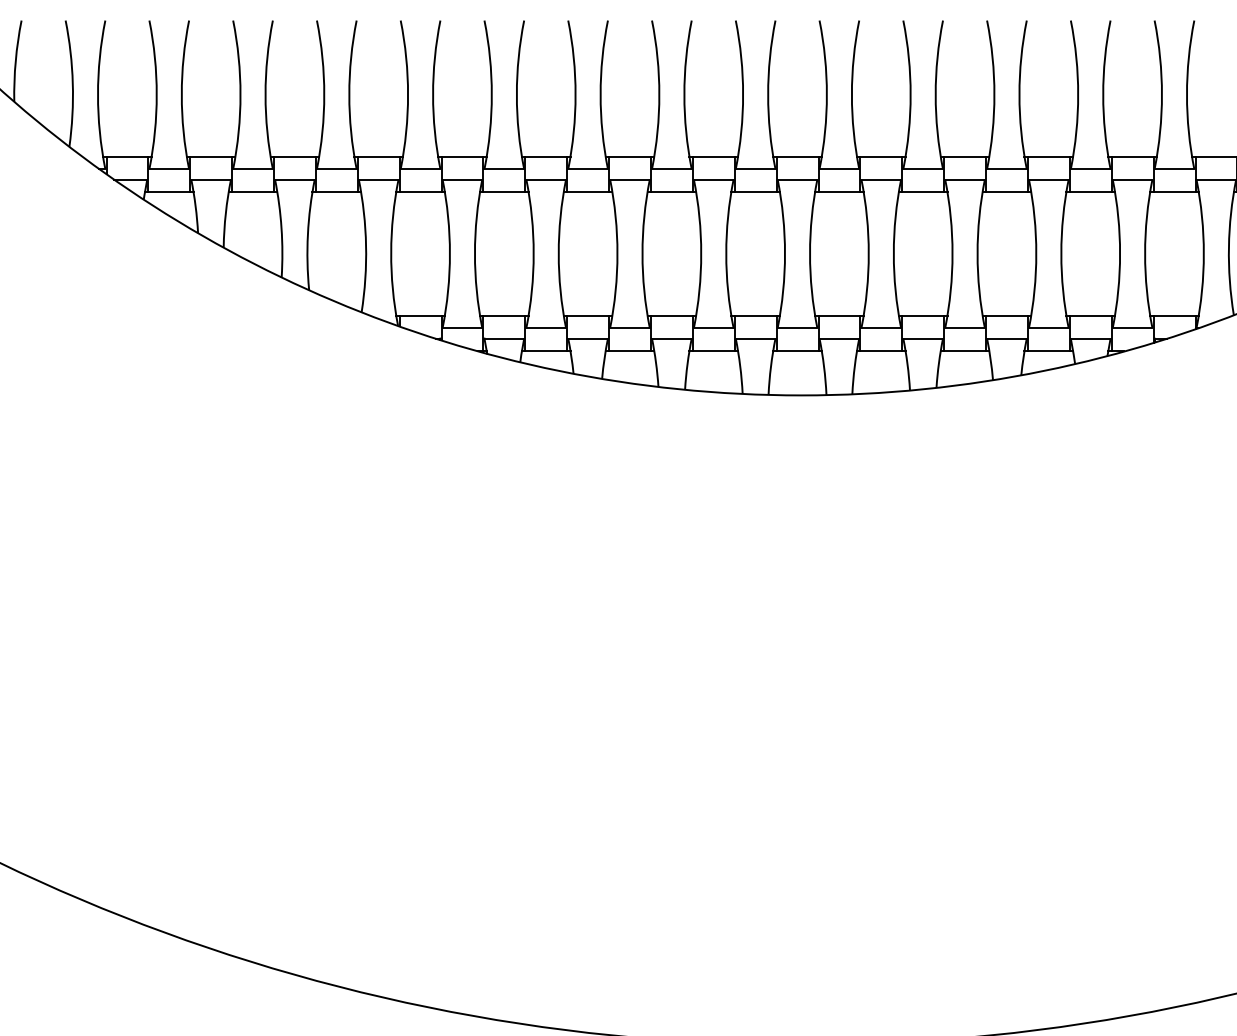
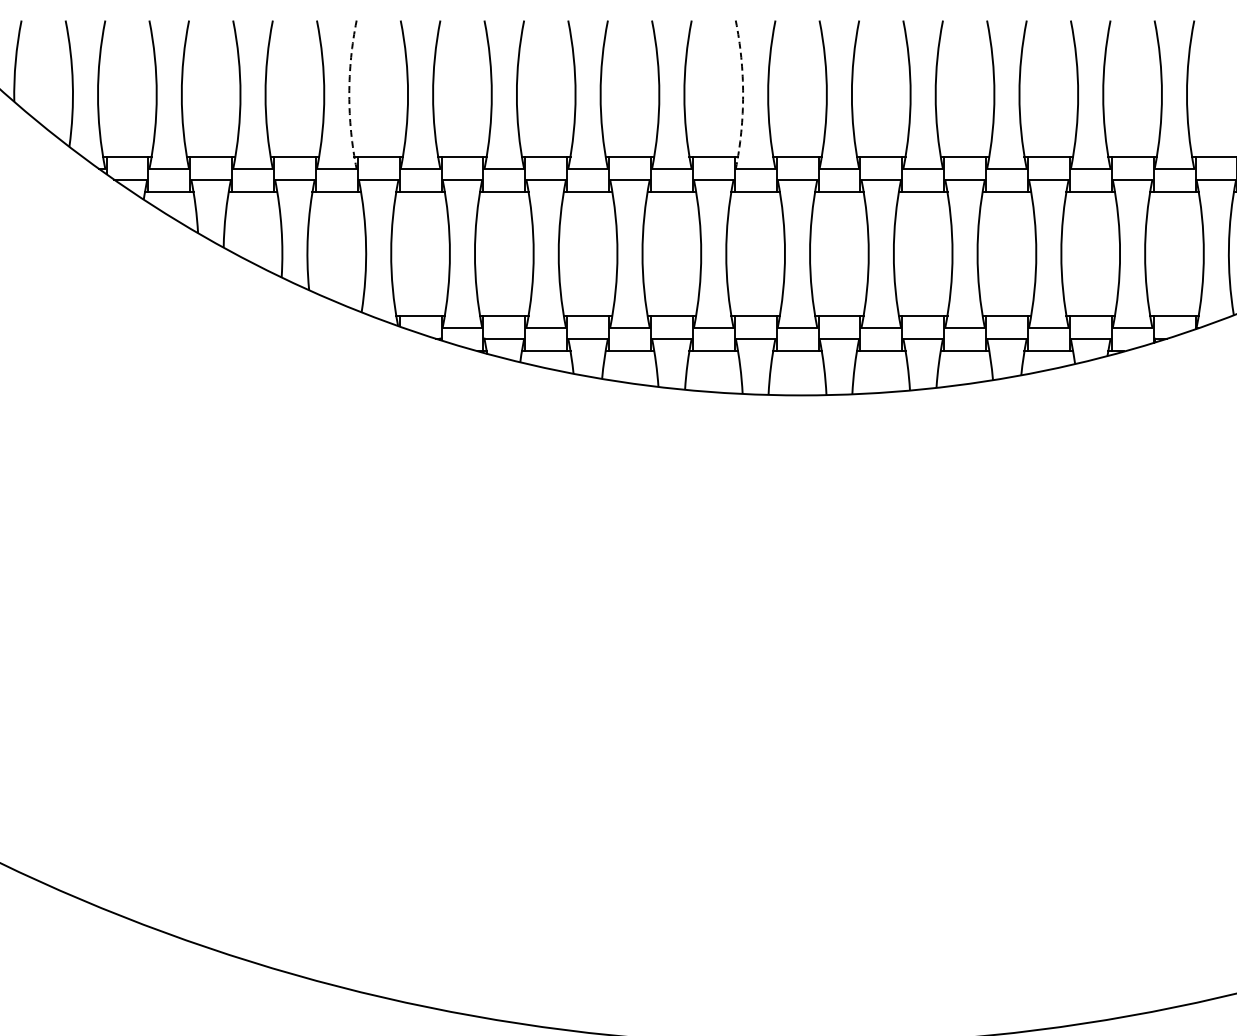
arc: solid -> dashed (349, 94)
arc: solid -> dashed (743, 94)
